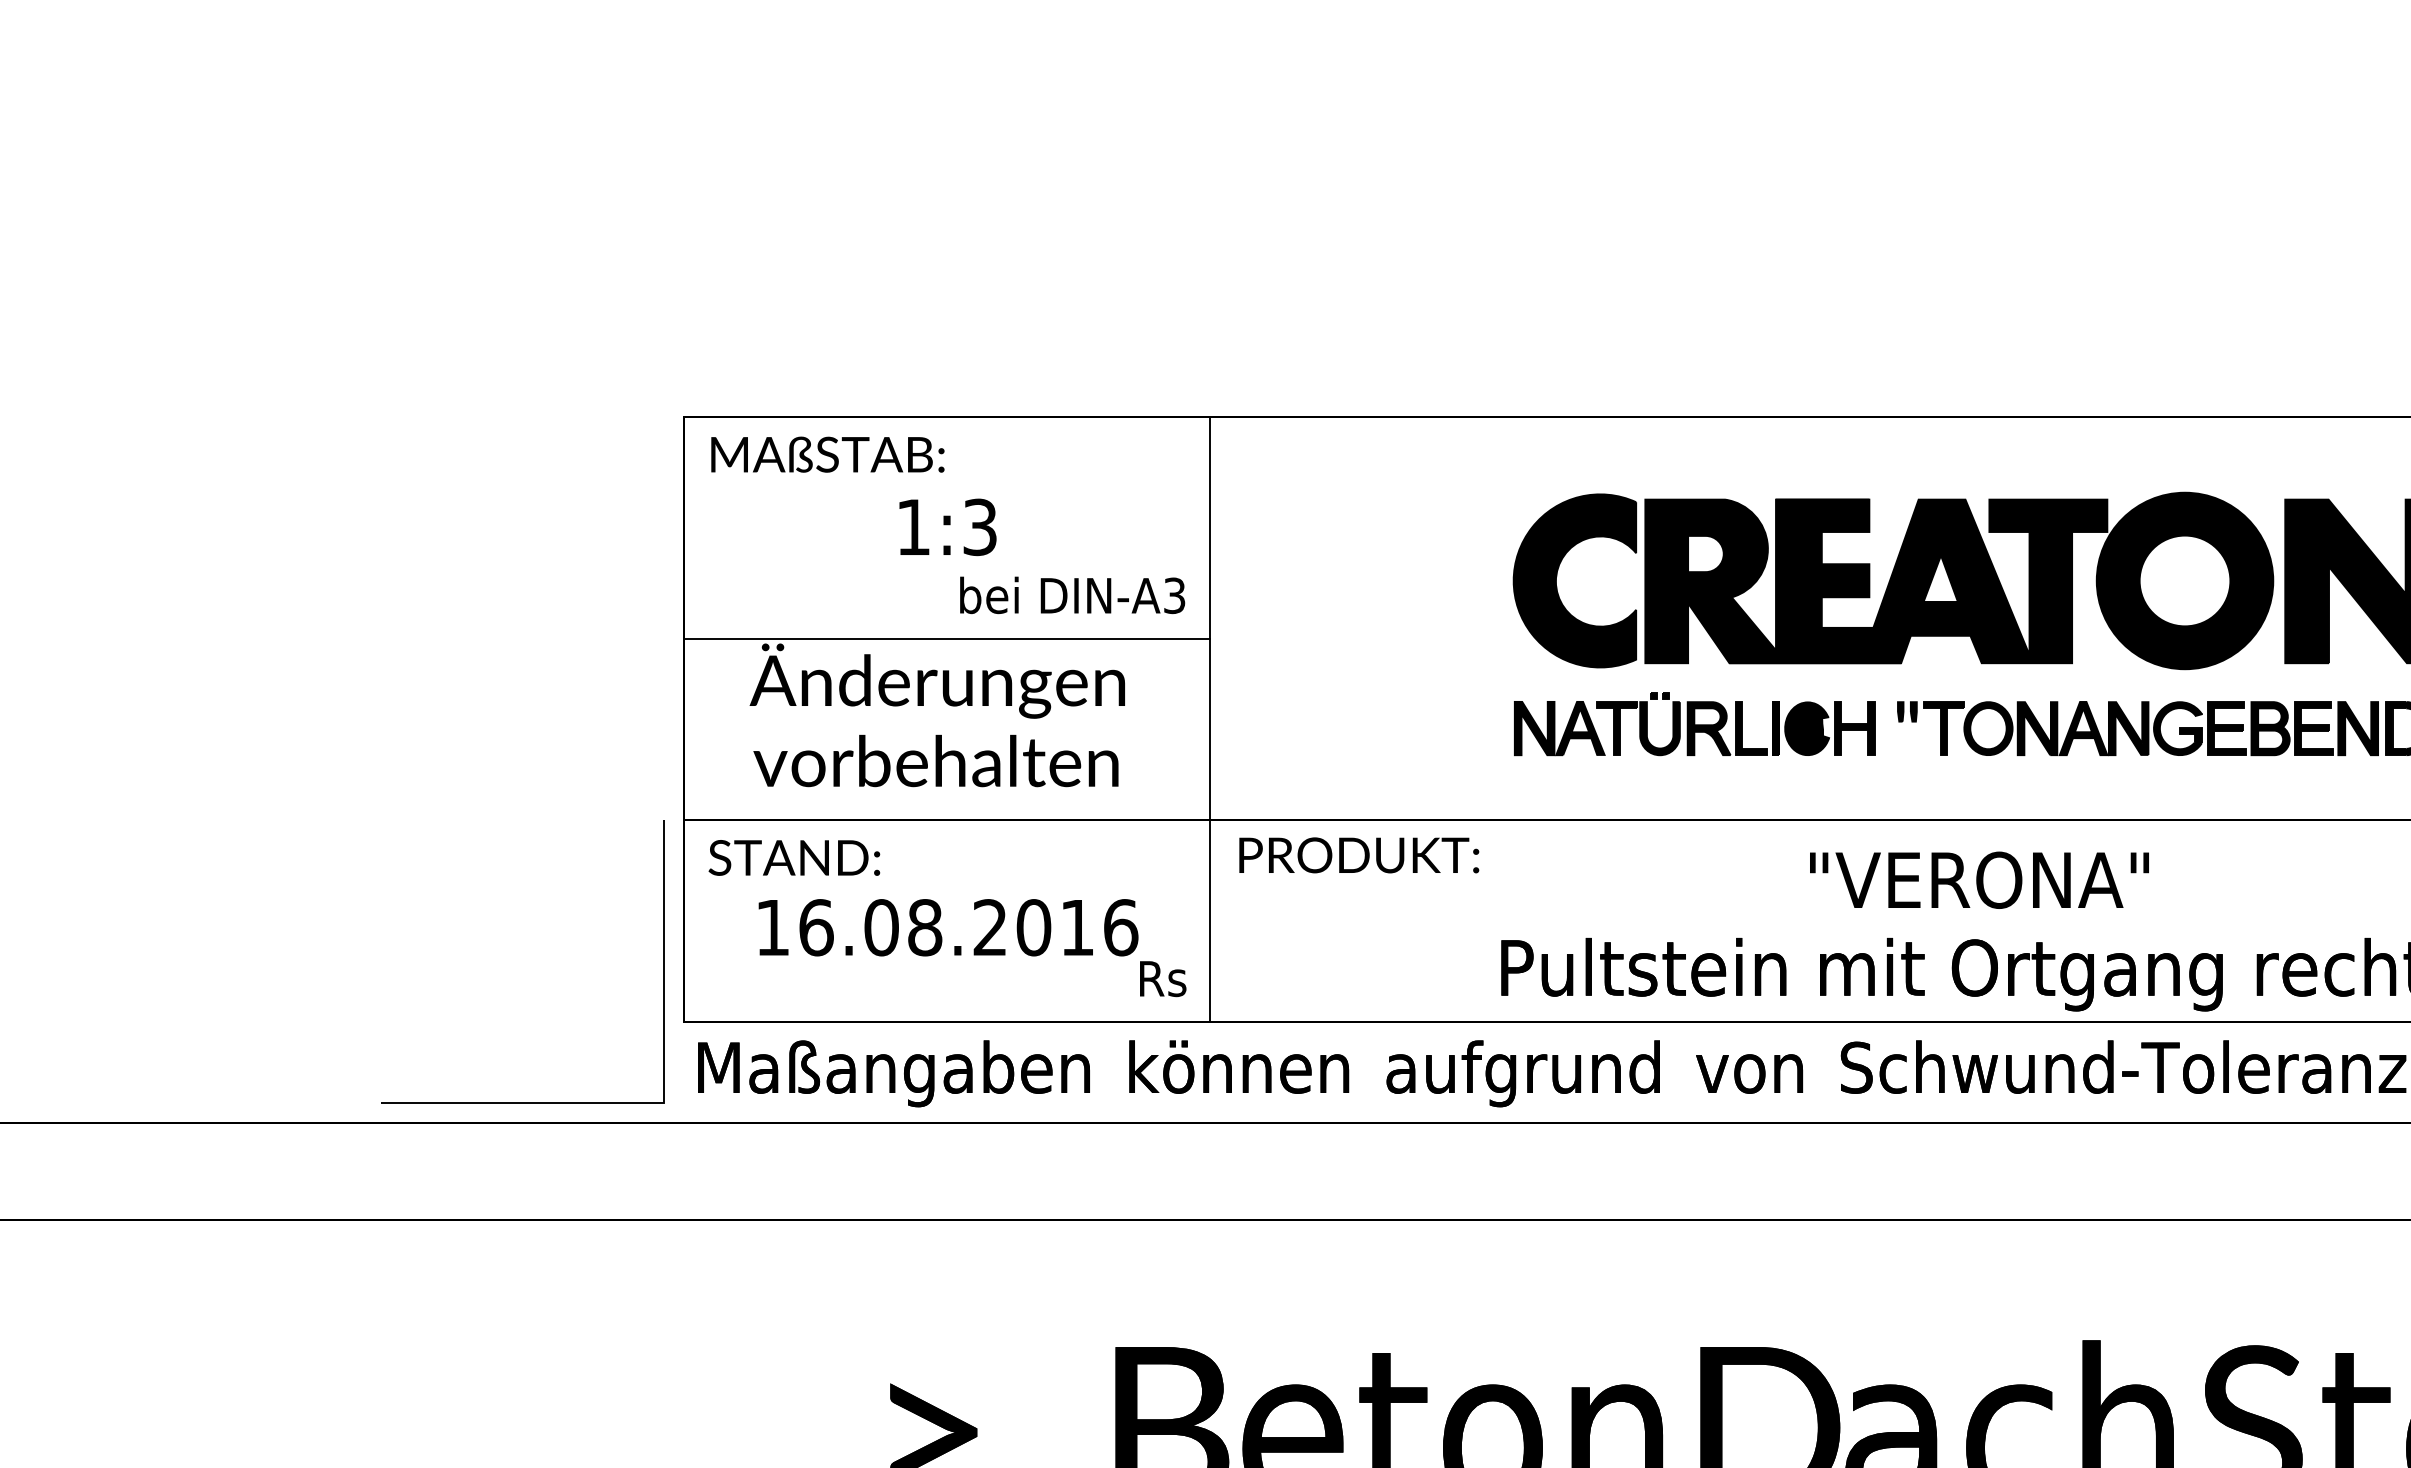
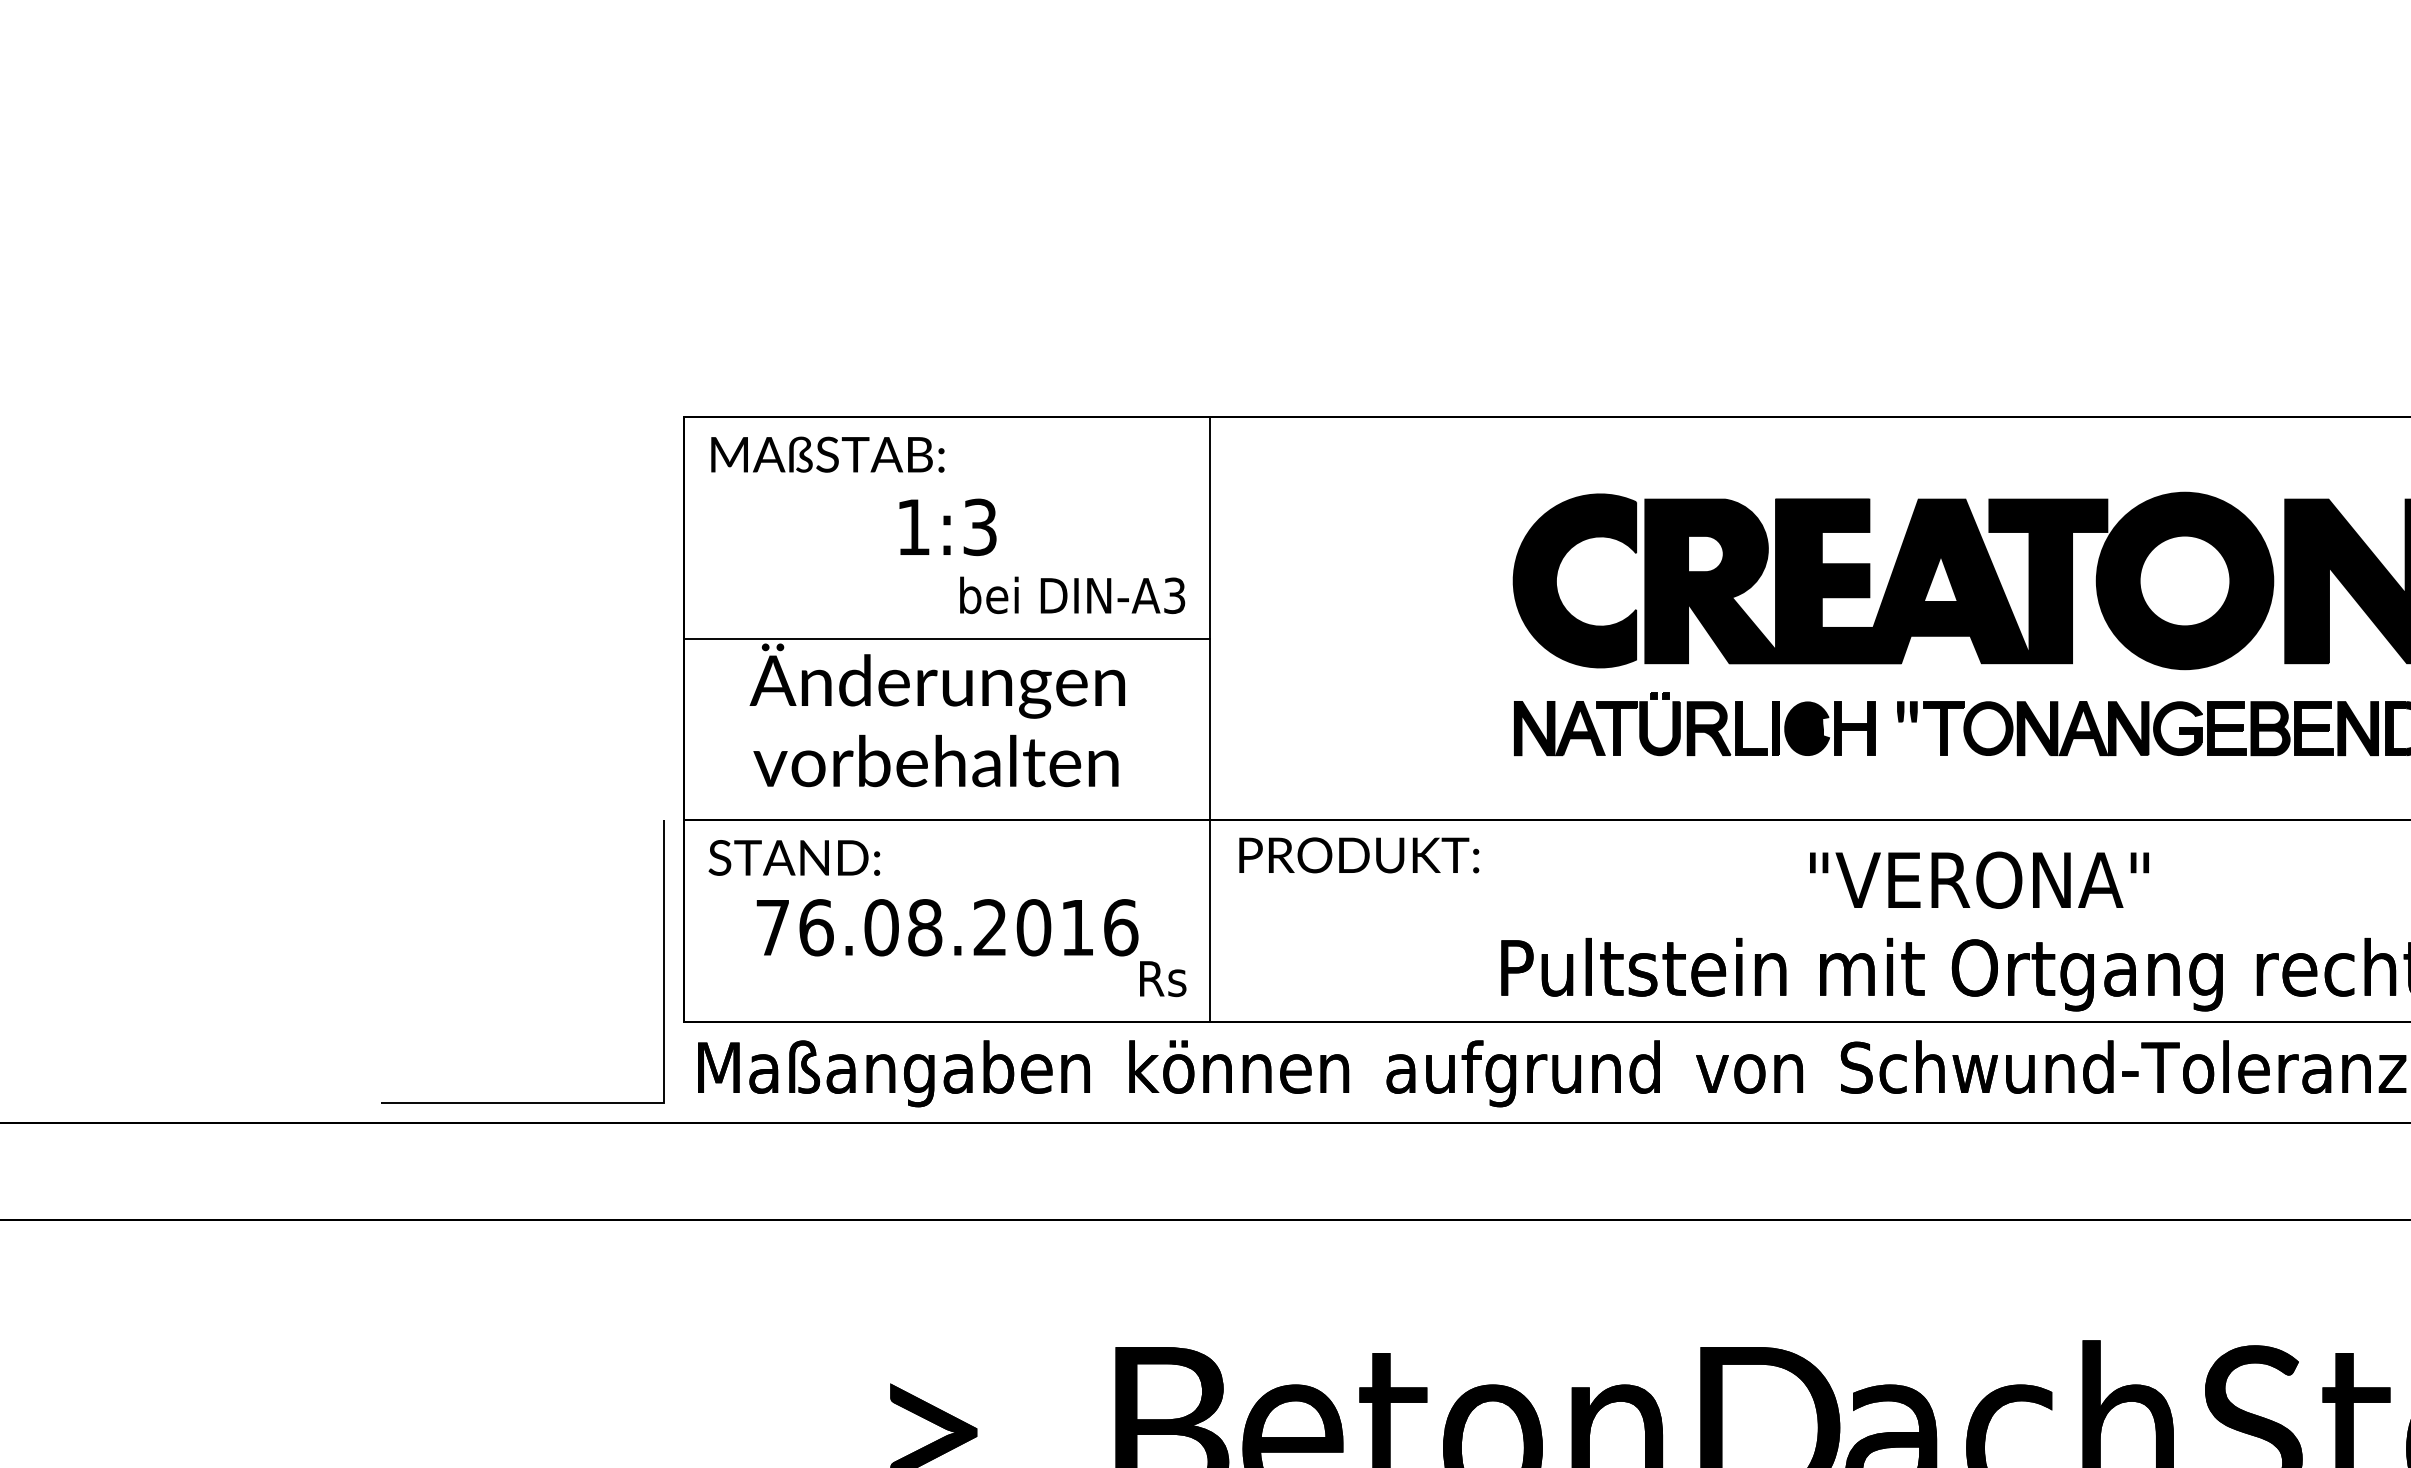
text: 16.08.2016 -> 76.08.2016 (772, 927)
